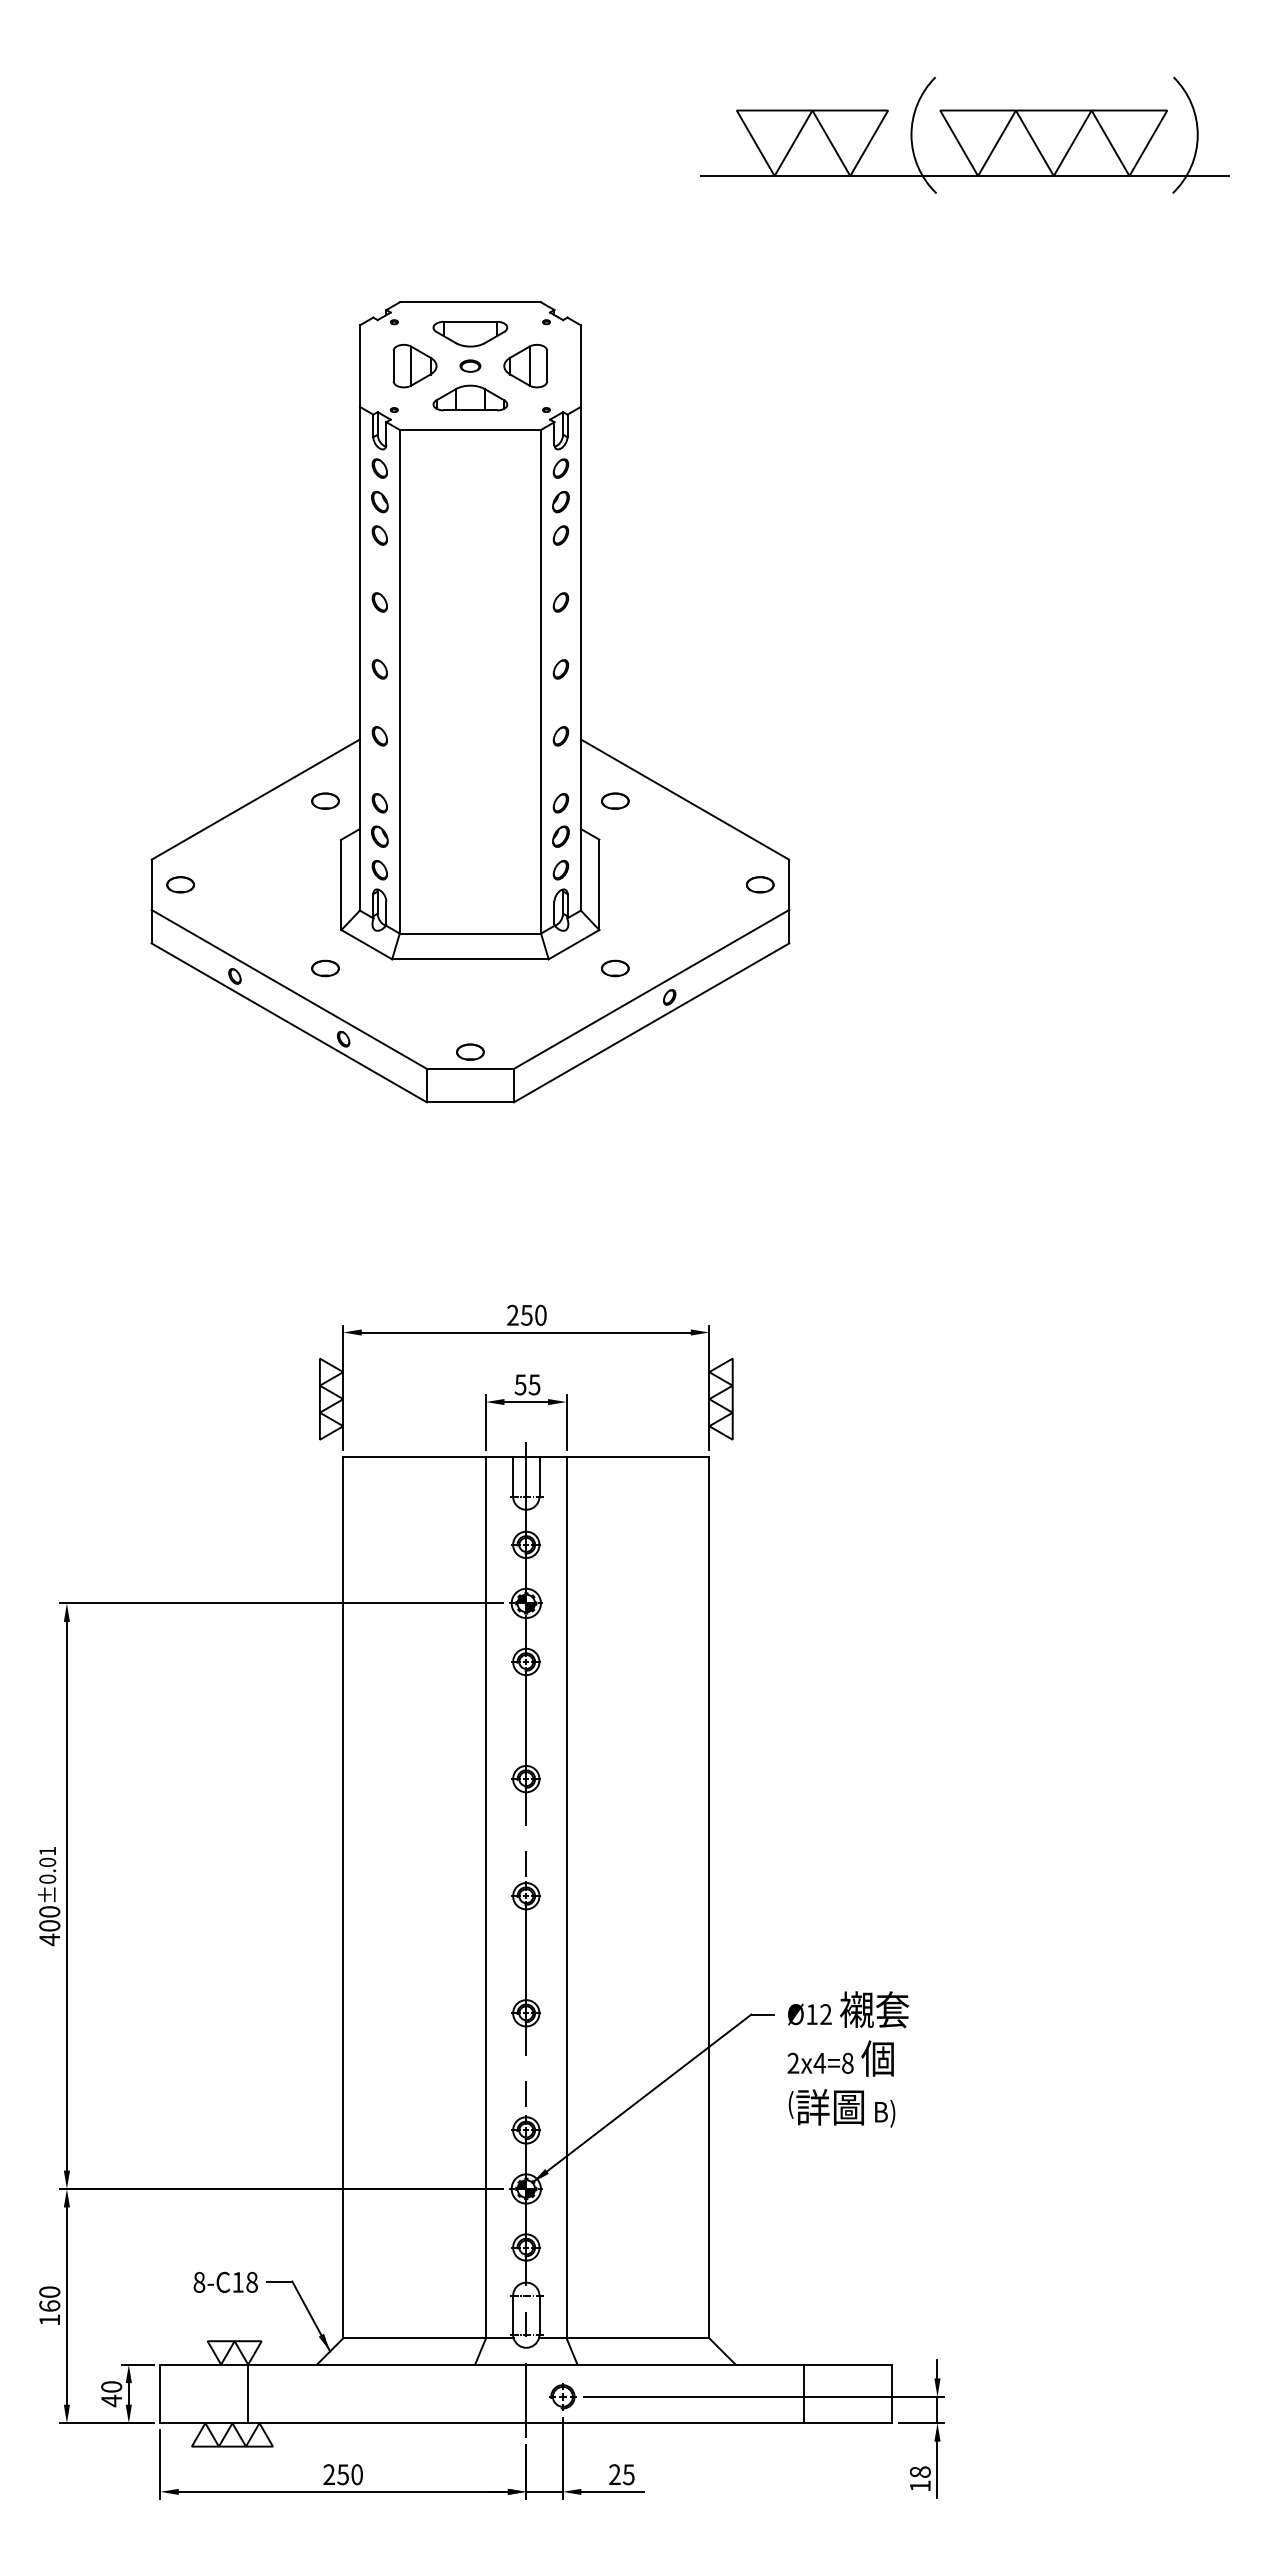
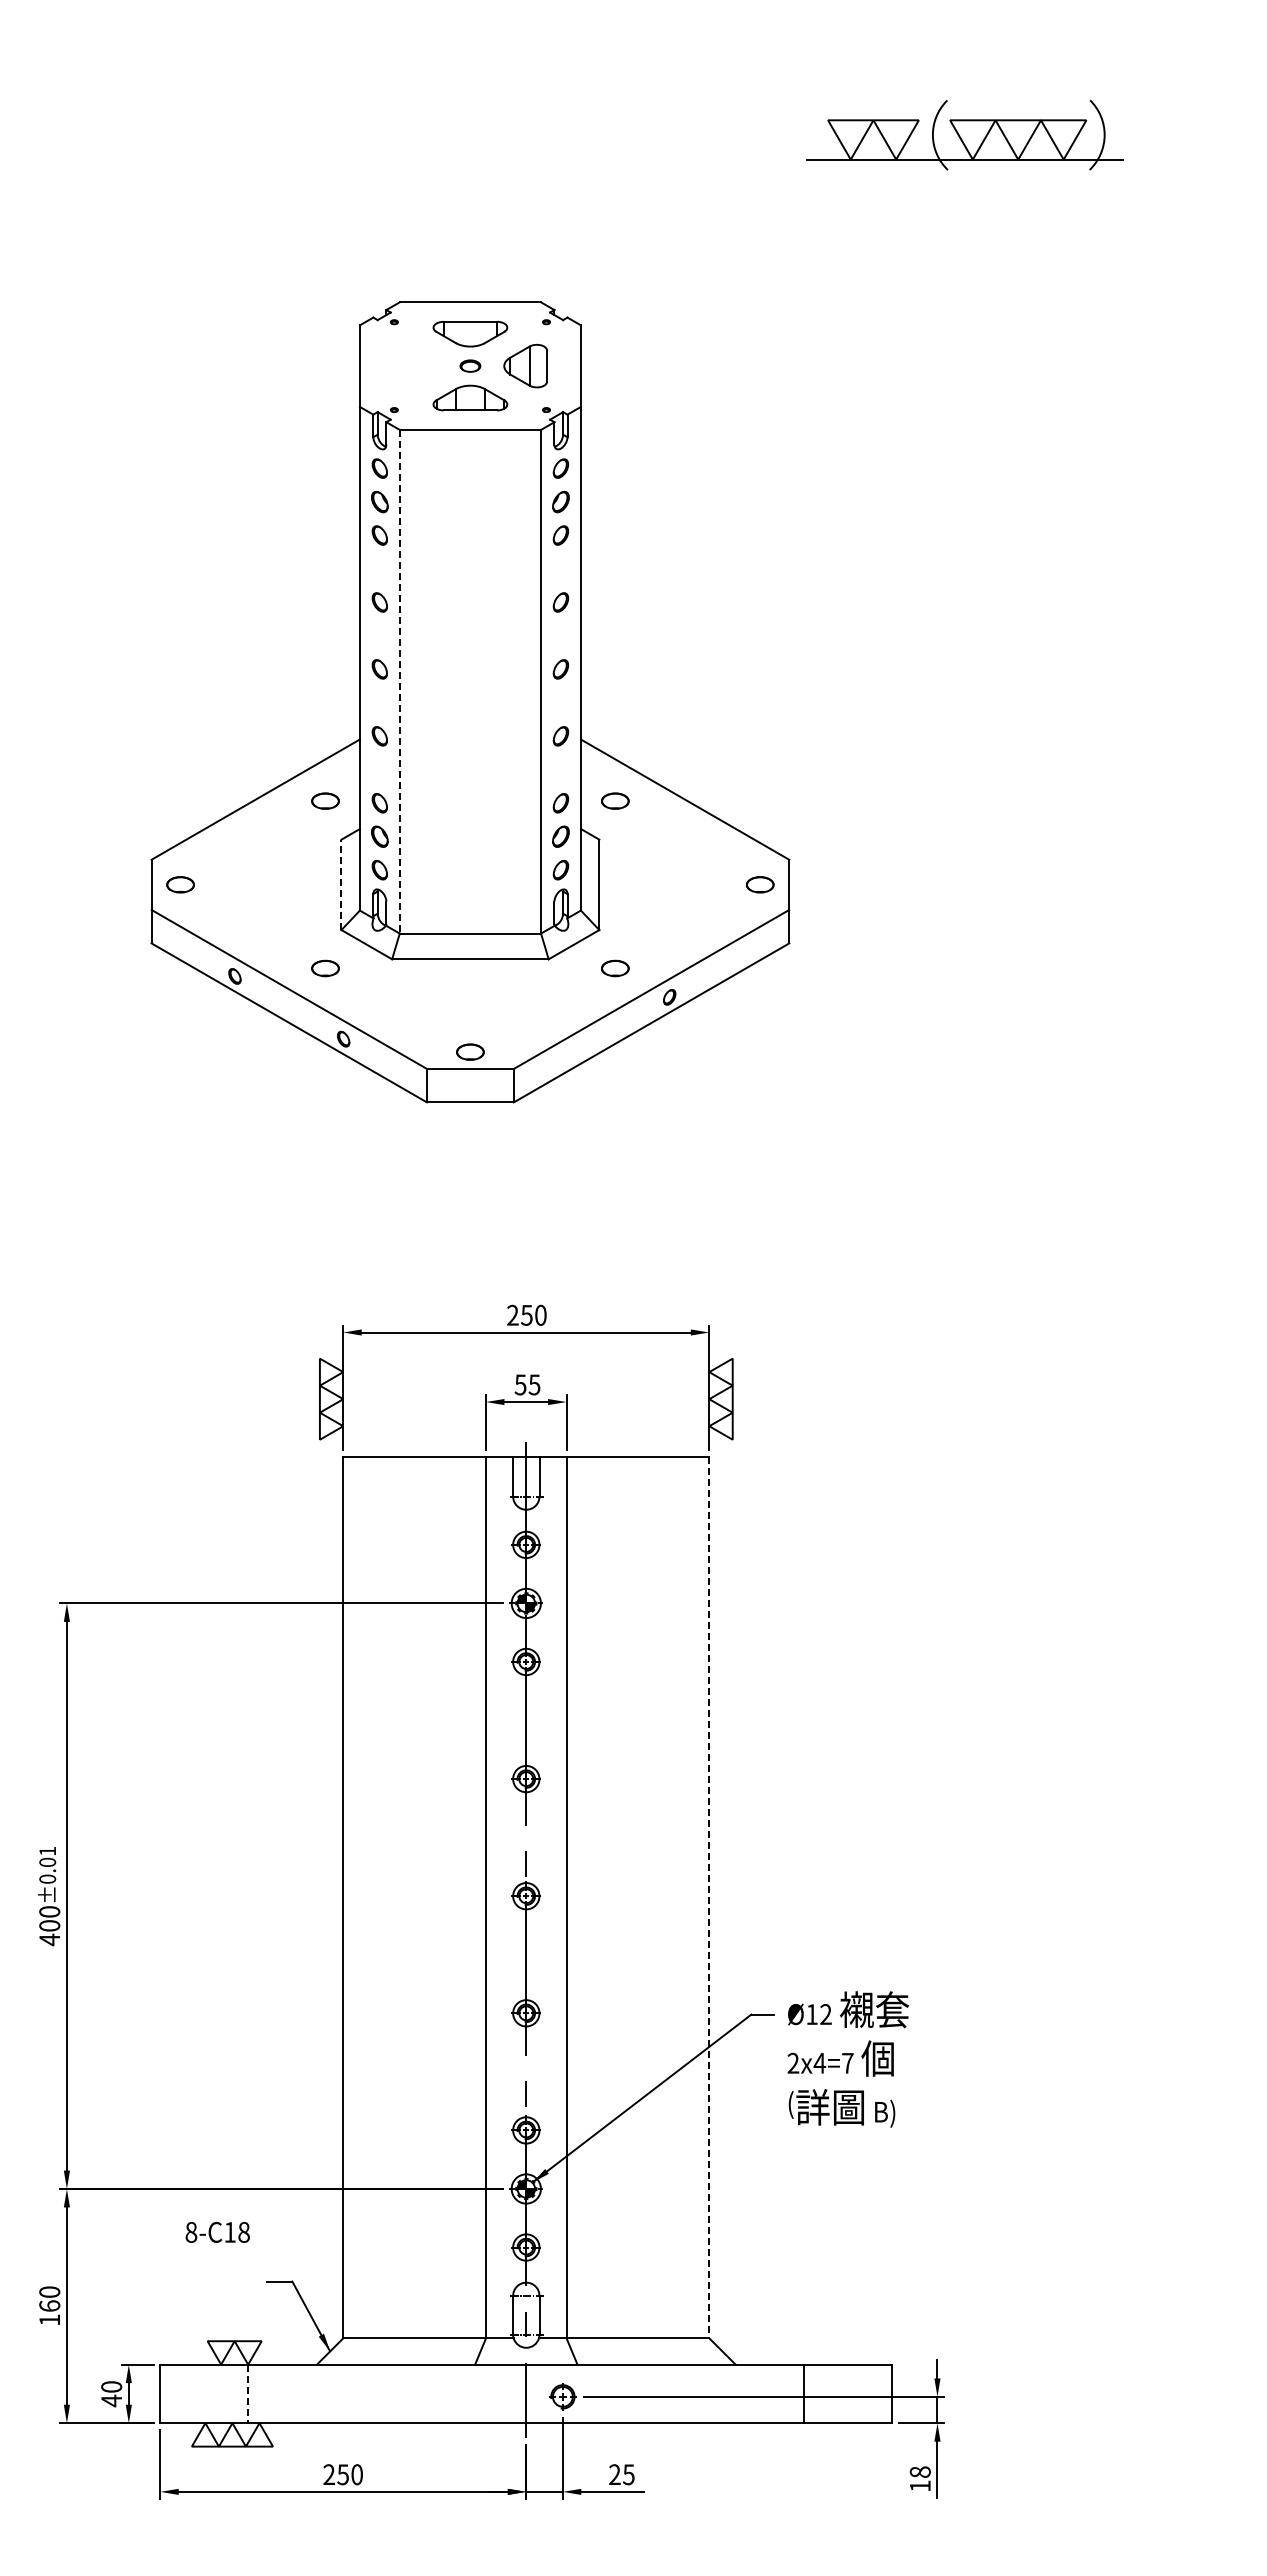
part size: 530x118 px -> 318x71 px (964, 135)
part: present -> none (414, 365)
line: solid -> dashed (399, 681)
line: solid -> dashed (341, 884)
line: solid -> dashed (709, 1897)
text: 2x4=8 -> 2x4=7 (847, 2062)
text position: (225, 2281) -> (217, 2231) (217, 2231)
line: solid -> dashed (248, 2394)
